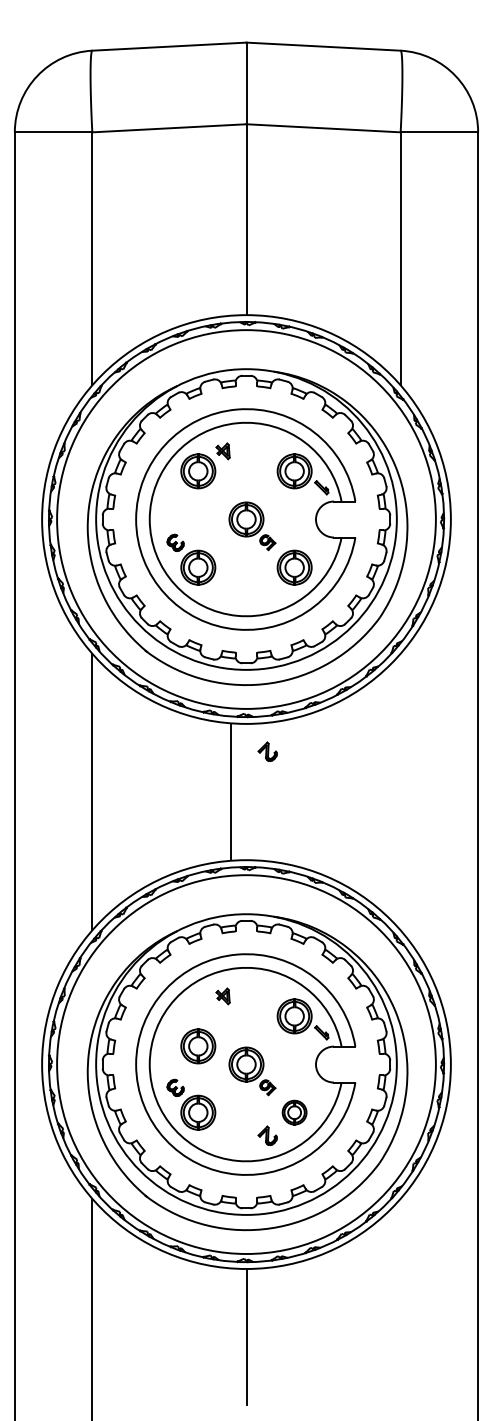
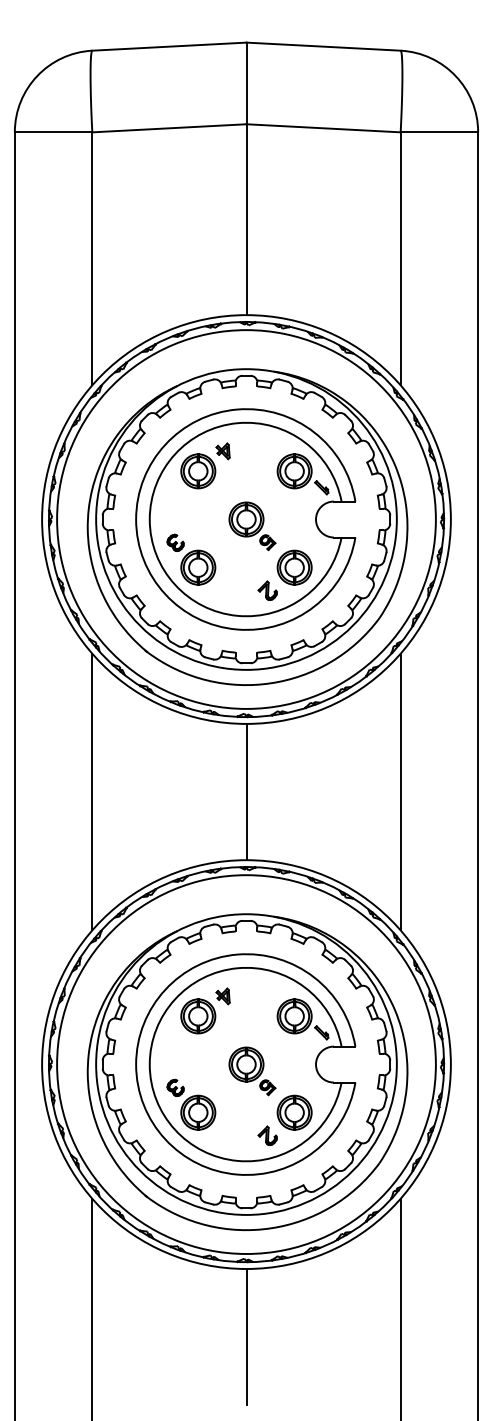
part position: (267, 751) -> (267, 590) (267, 590)
line position: (230, 791) -> (246, 791) (246, 791)
line: none -> present (400, 791)
part position: (198, 1046) -> (198, 1016) (198, 1016)
part size: 27x27 px -> 37x37 px (294, 1112)
line: none -> present (400, 1307)
